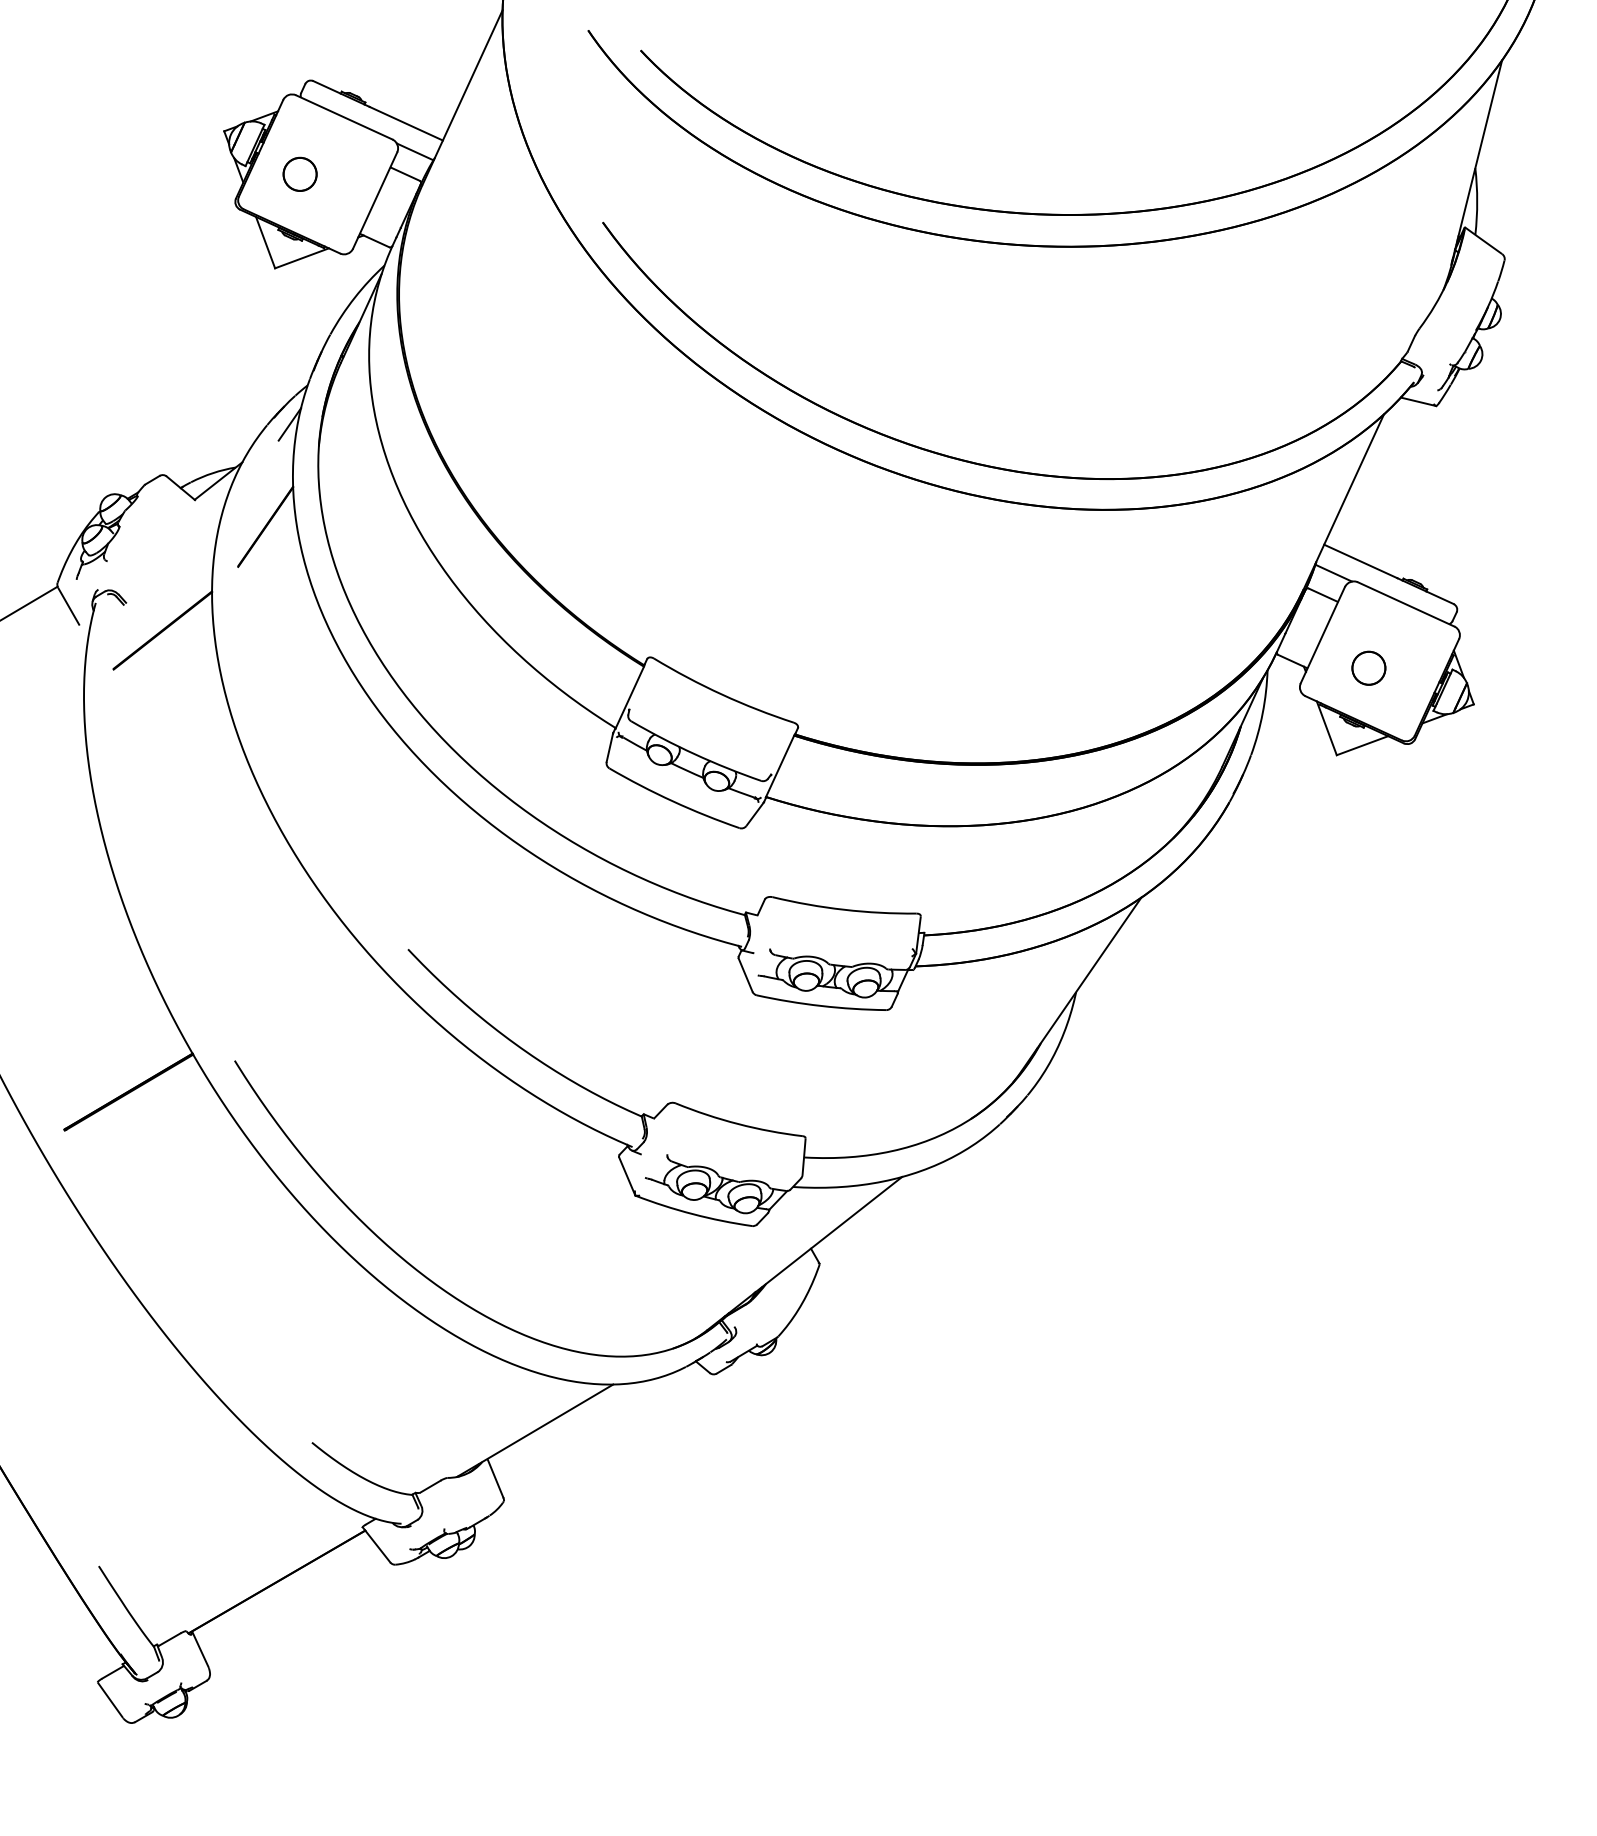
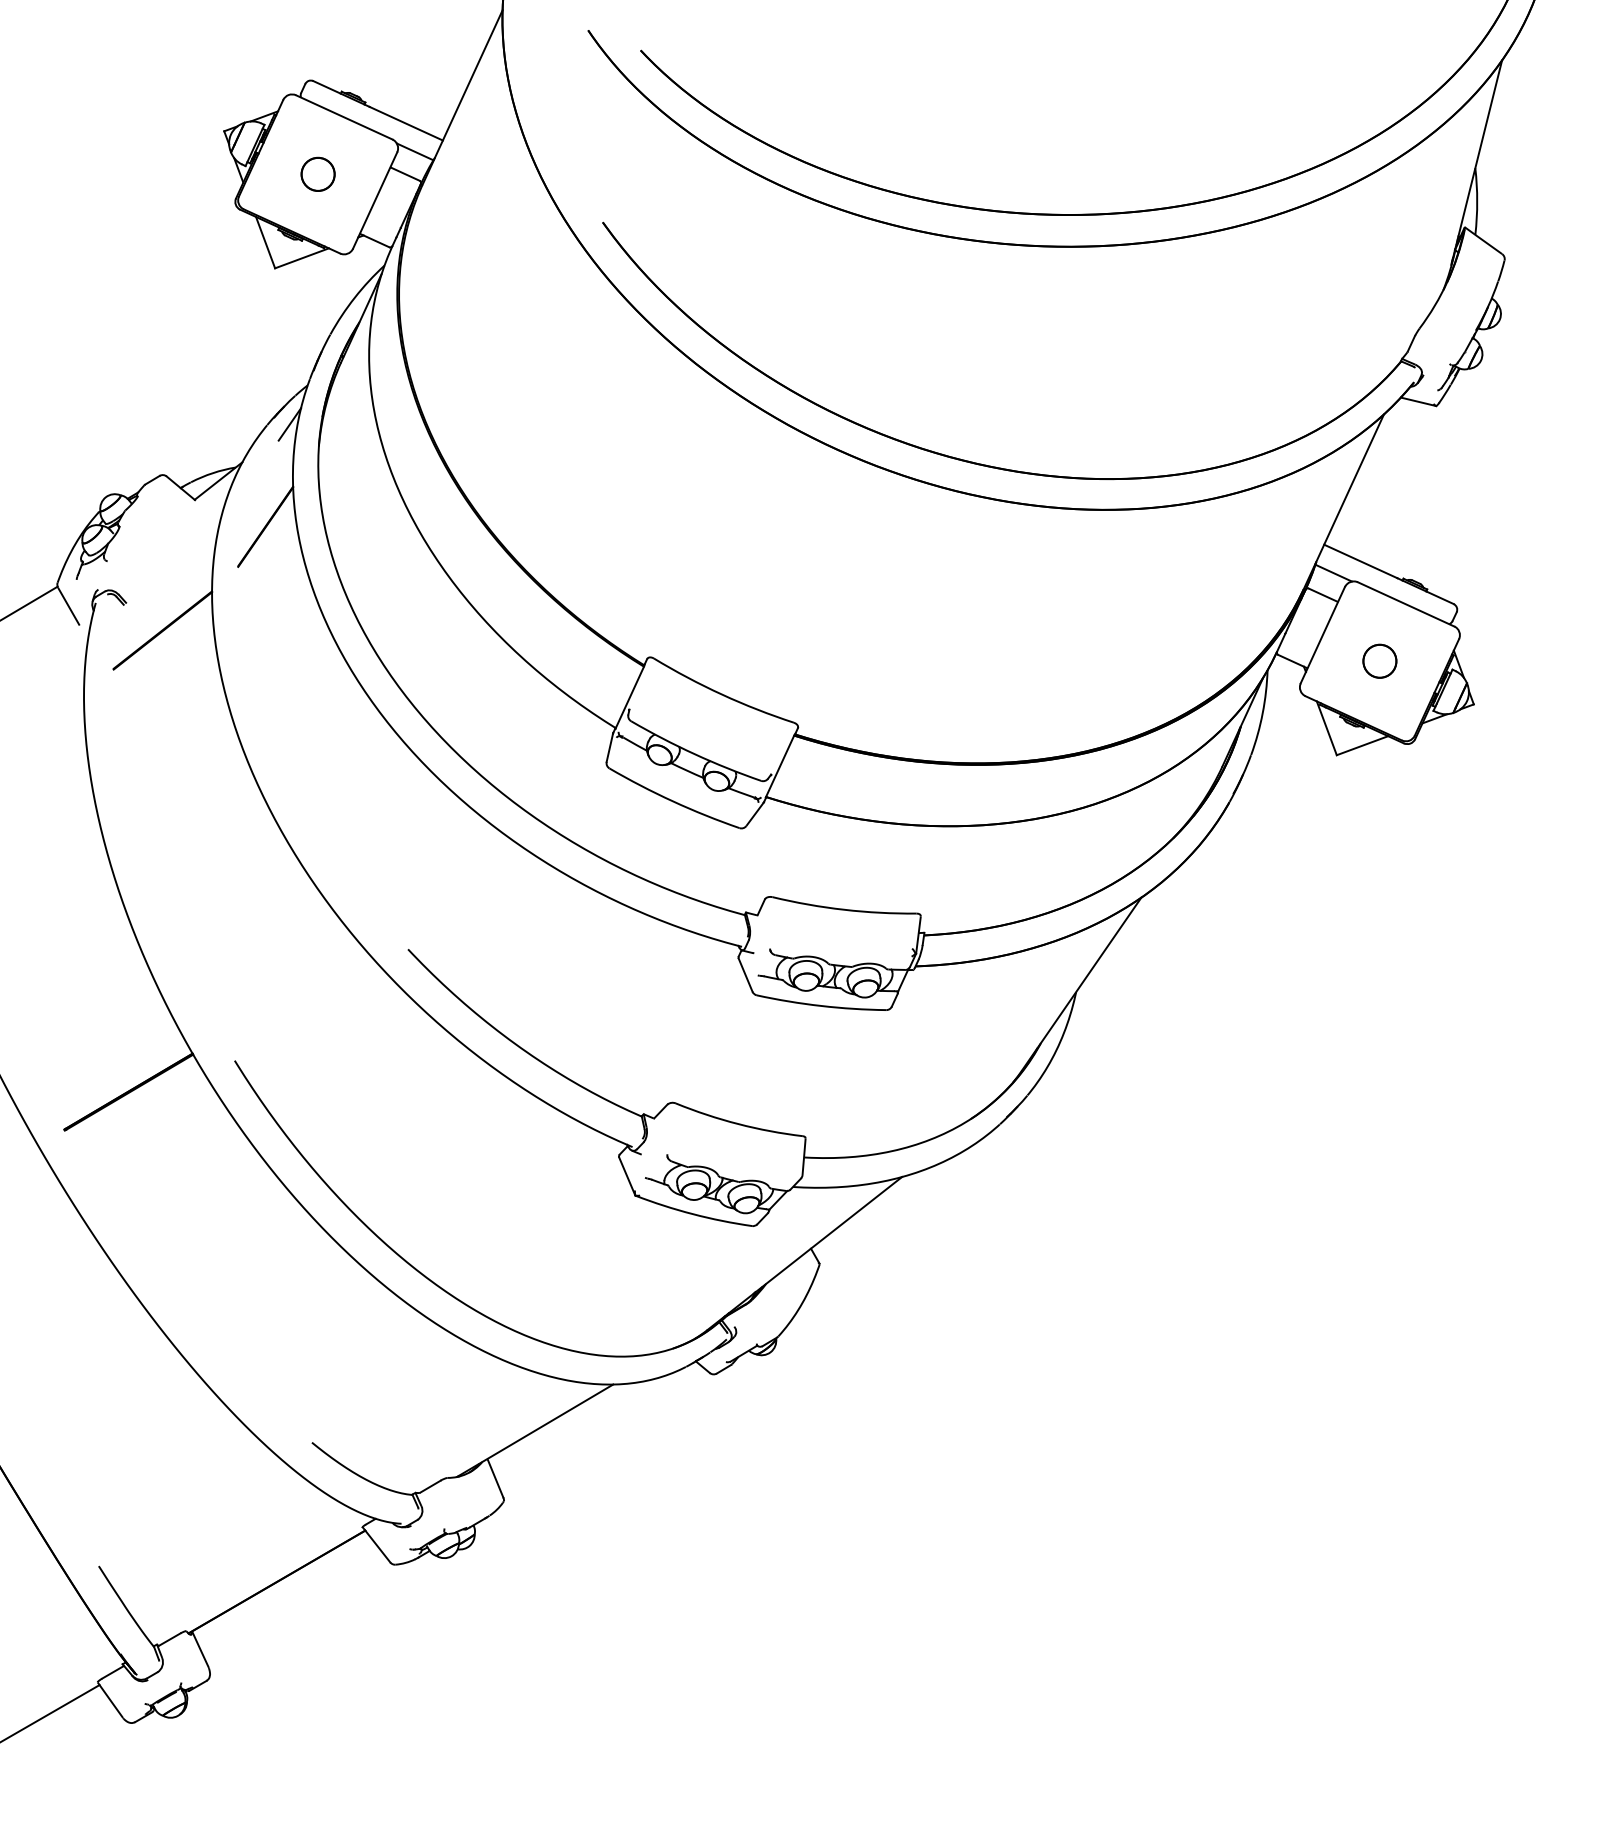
circle position: (299, 173) -> (317, 173) (317, 173)
circle position: (1368, 667) -> (1379, 660) (1379, 660)
line: none -> present (50, 1713)
